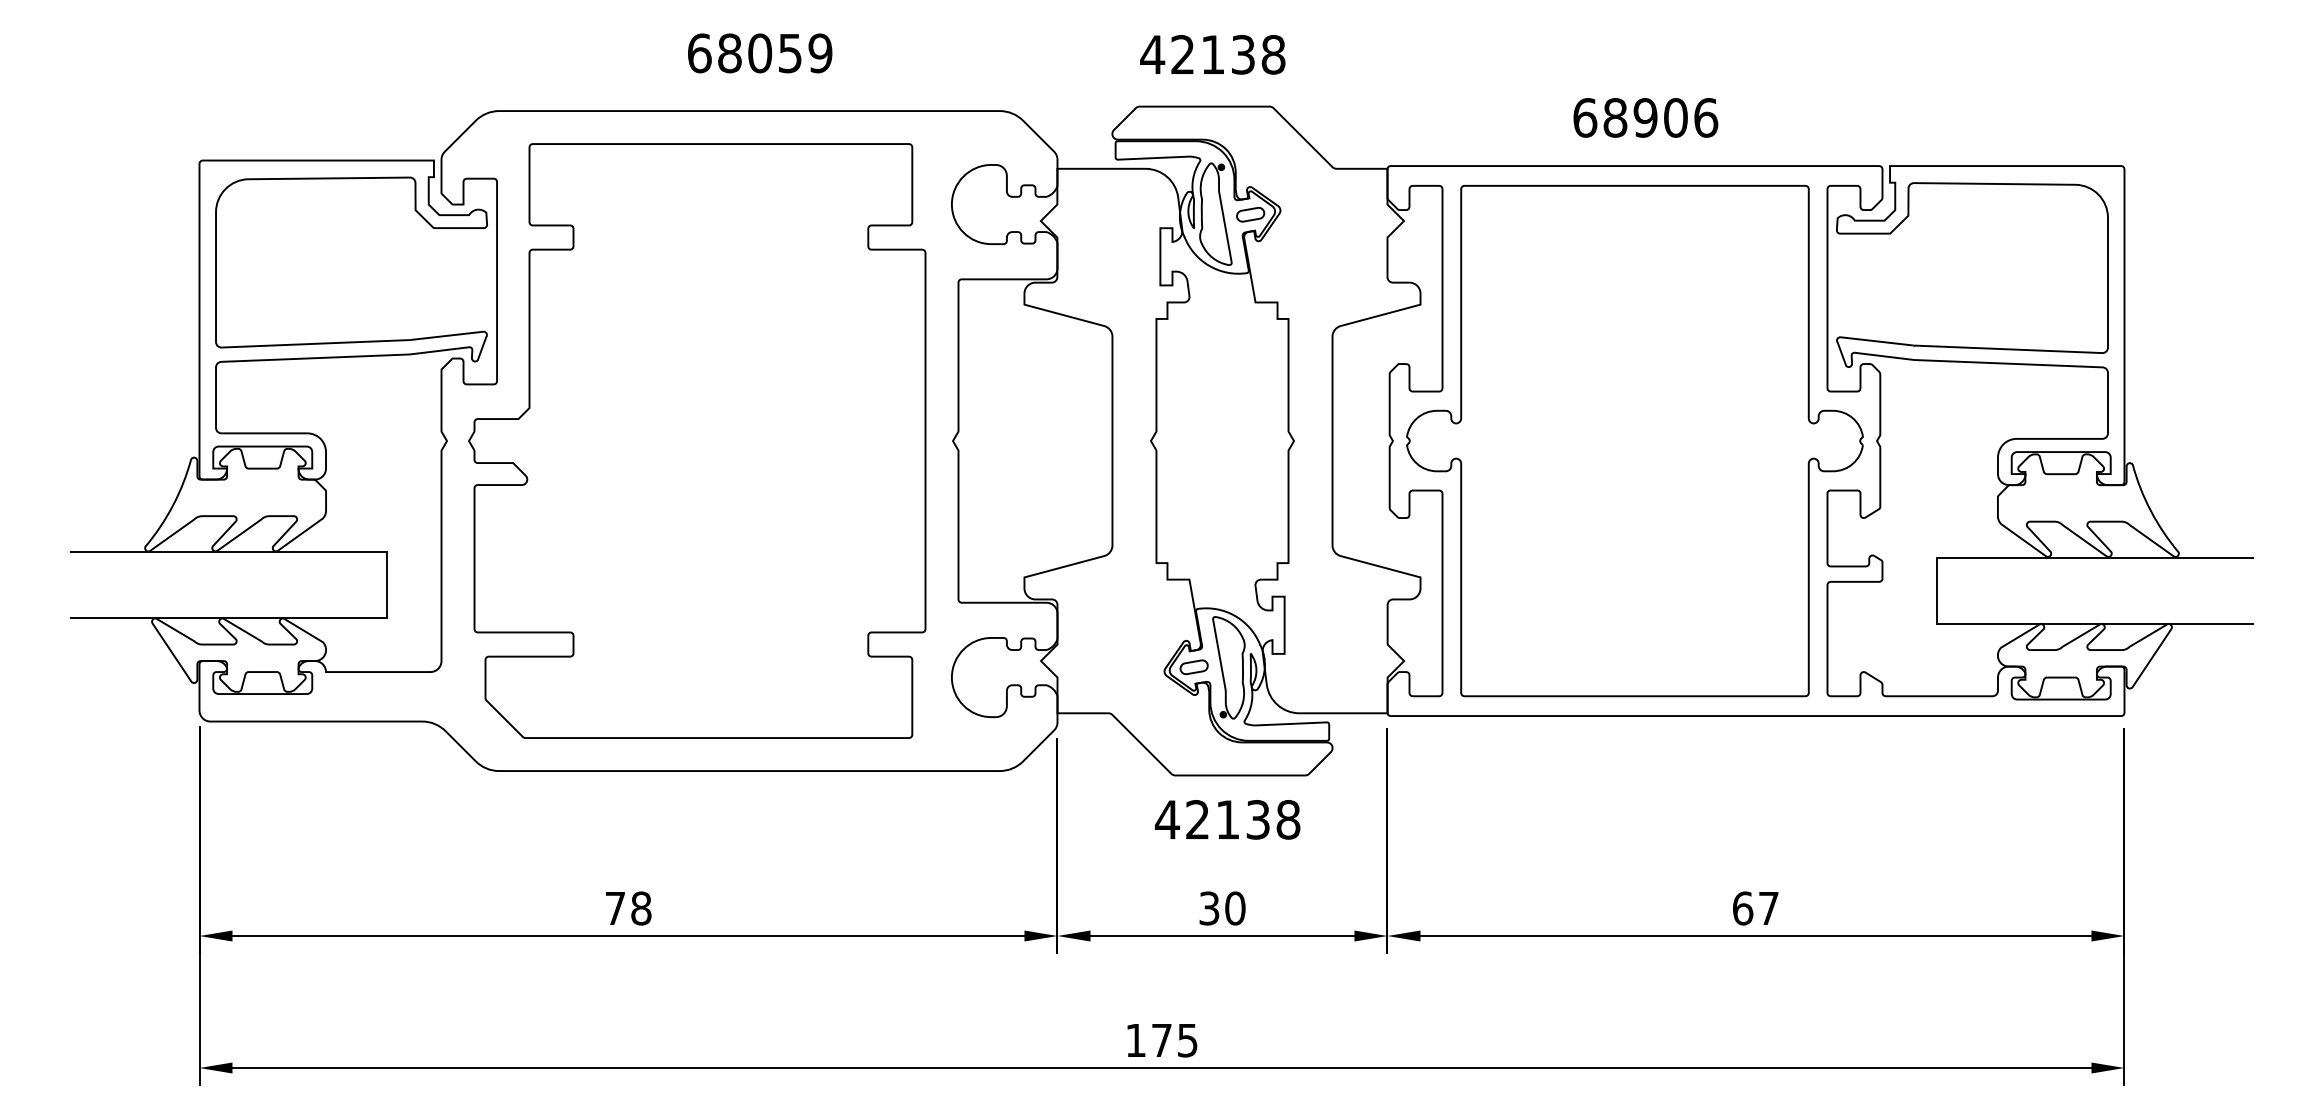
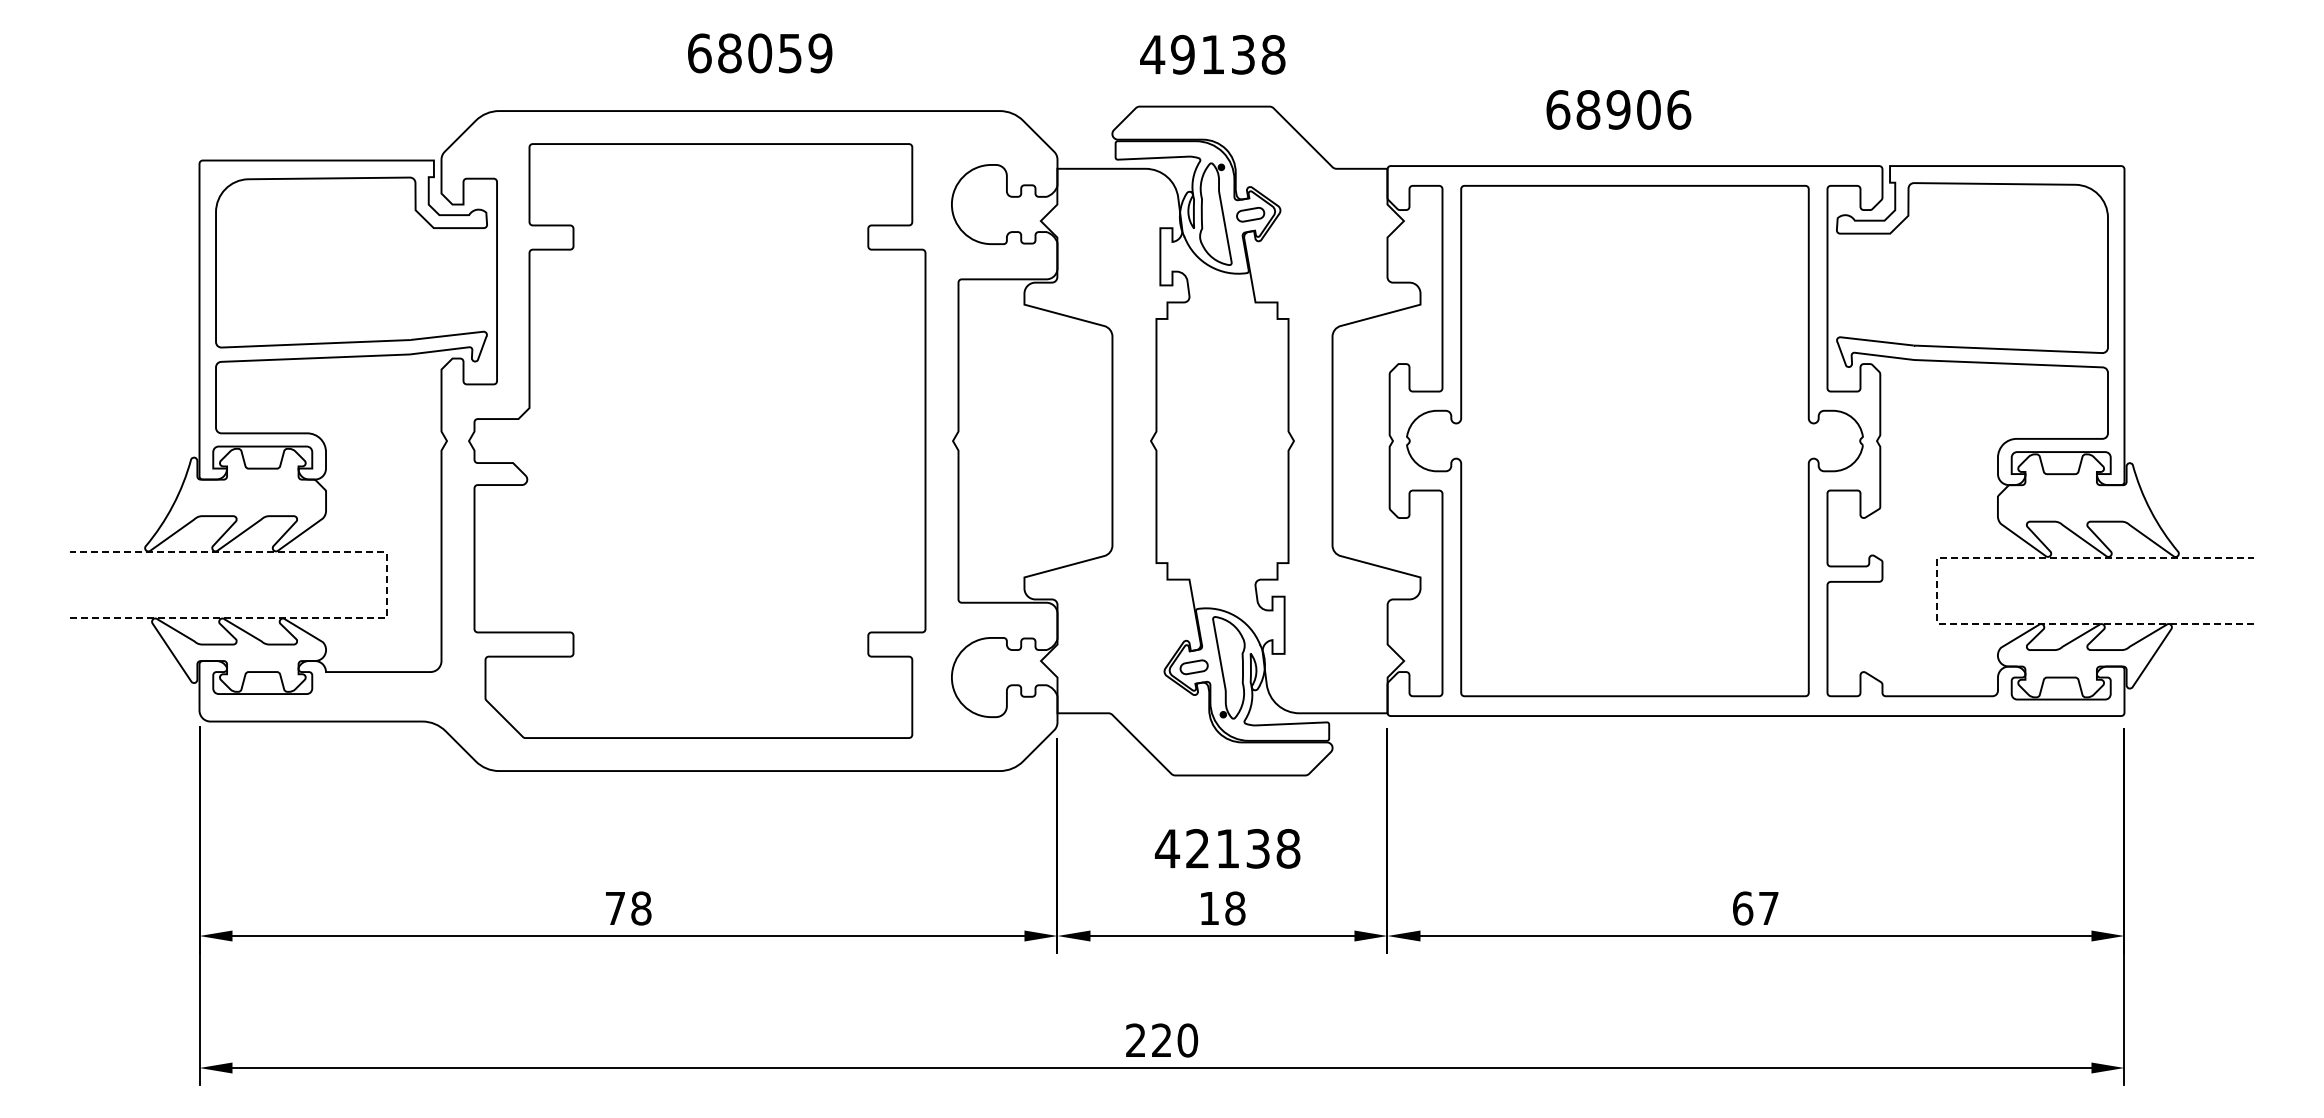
text: 42138 -> 49138 (1182, 54)
text position: (1645, 117) -> (1618, 109) (1618, 109)
line: solid -> dashed (386, 585)
line: solid -> dashed (1937, 590)
text position: (1227, 819) -> (1227, 848) (1227, 848)
text: 30 -> 18 (1222, 908)
text: 175 -> 220 (1162, 1040)
